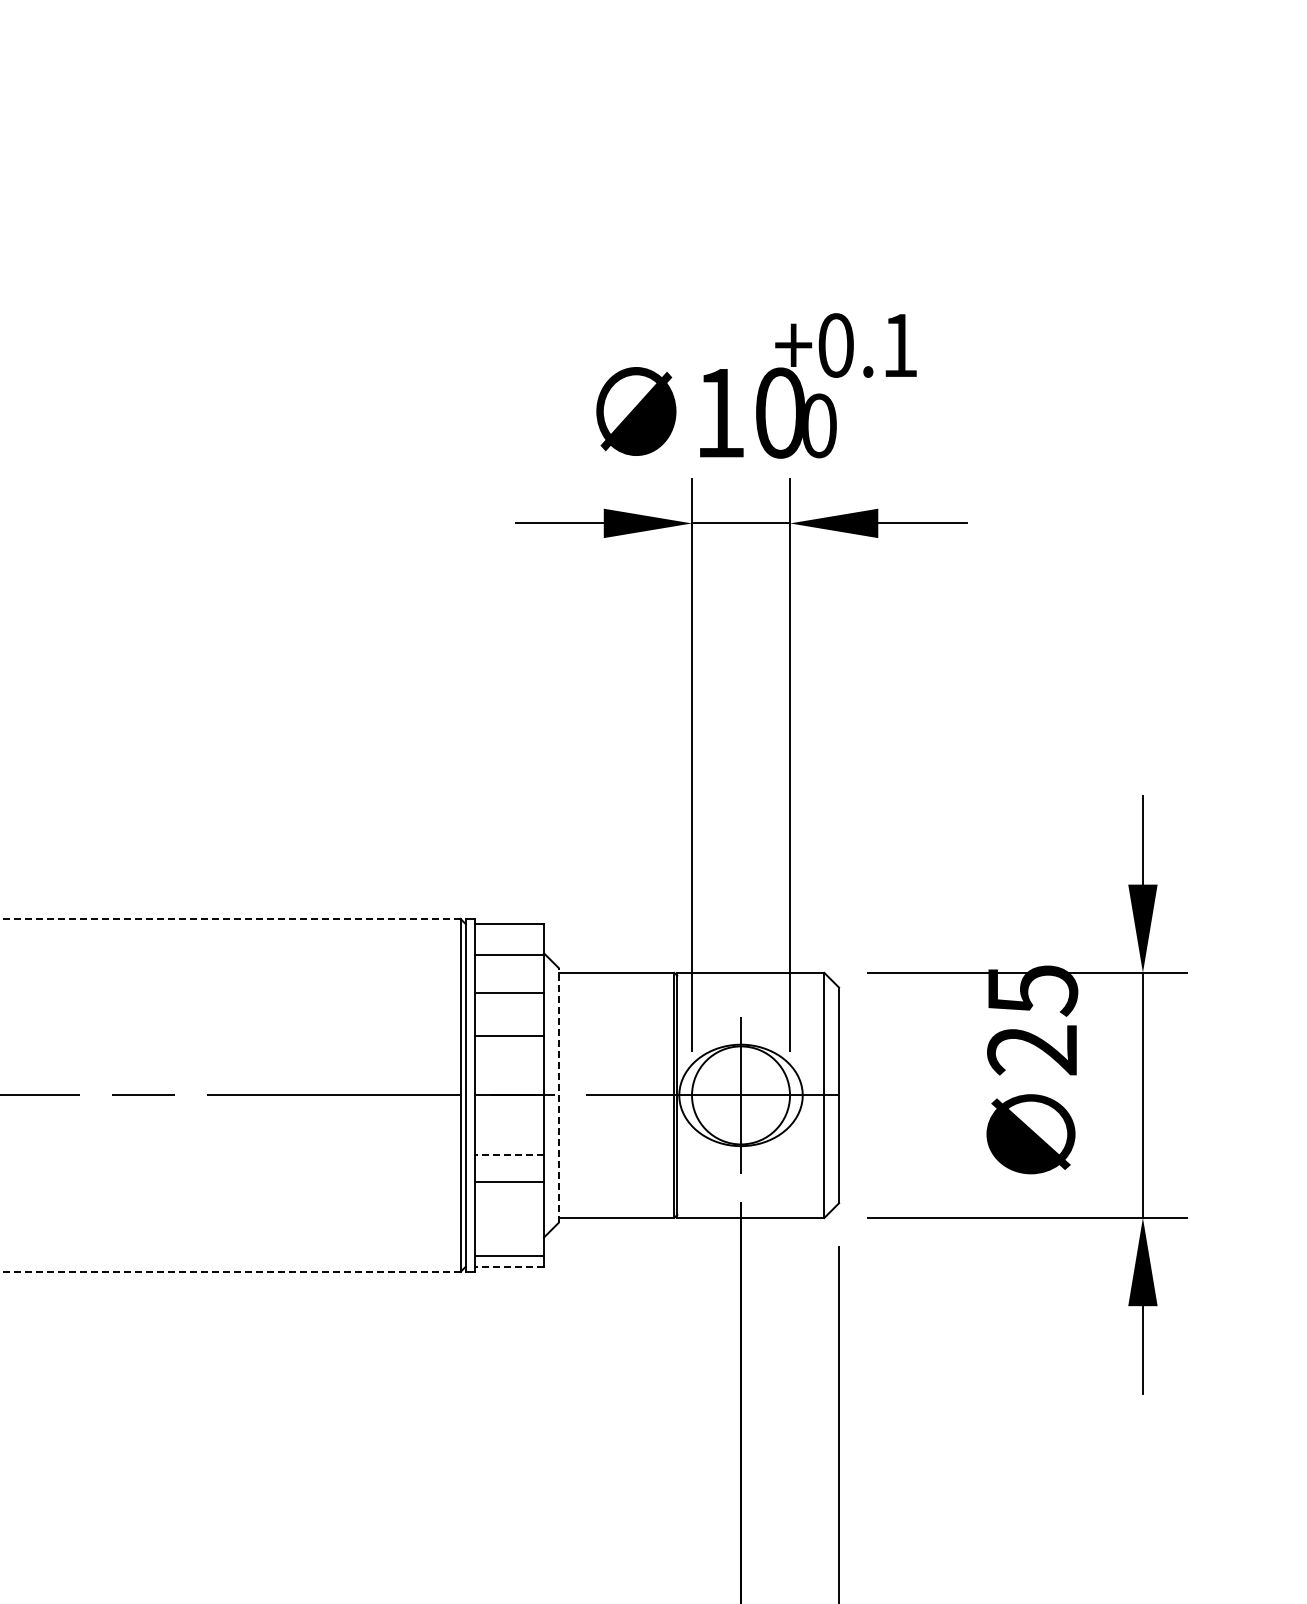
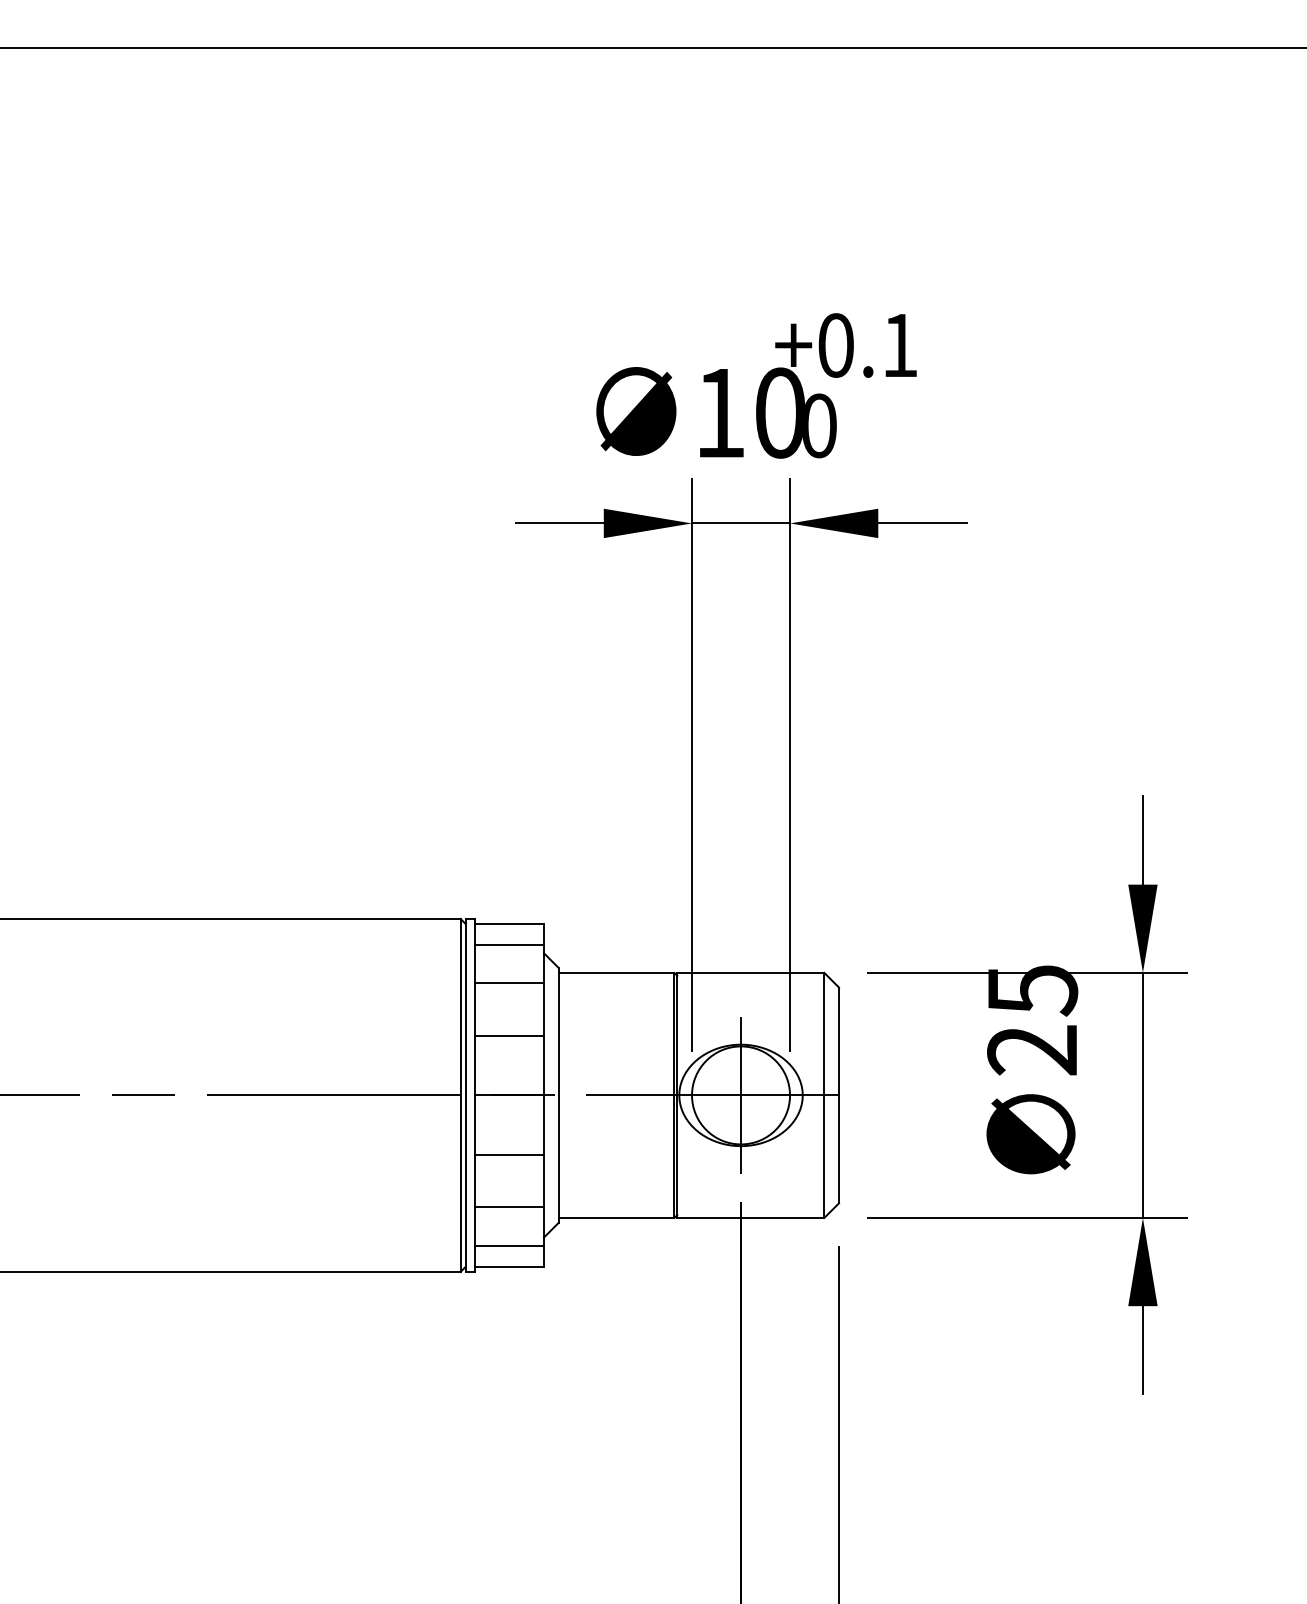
line: none -> present (652, 48)
line: dashed -> solid (230, 918)
line position: (509, 954) -> (509, 944) (509, 944)
line position: (509, 993) -> (509, 983) (509, 983)
line: dashed -> solid (558, 1094)
line: dashed -> solid (509, 1155)
line position: (509, 1182) -> (509, 1207) (509, 1207)
line position: (509, 1256) -> (509, 1246) (509, 1246)
line: dashed -> solid (509, 1266)
line: dashed -> solid (230, 1271)
